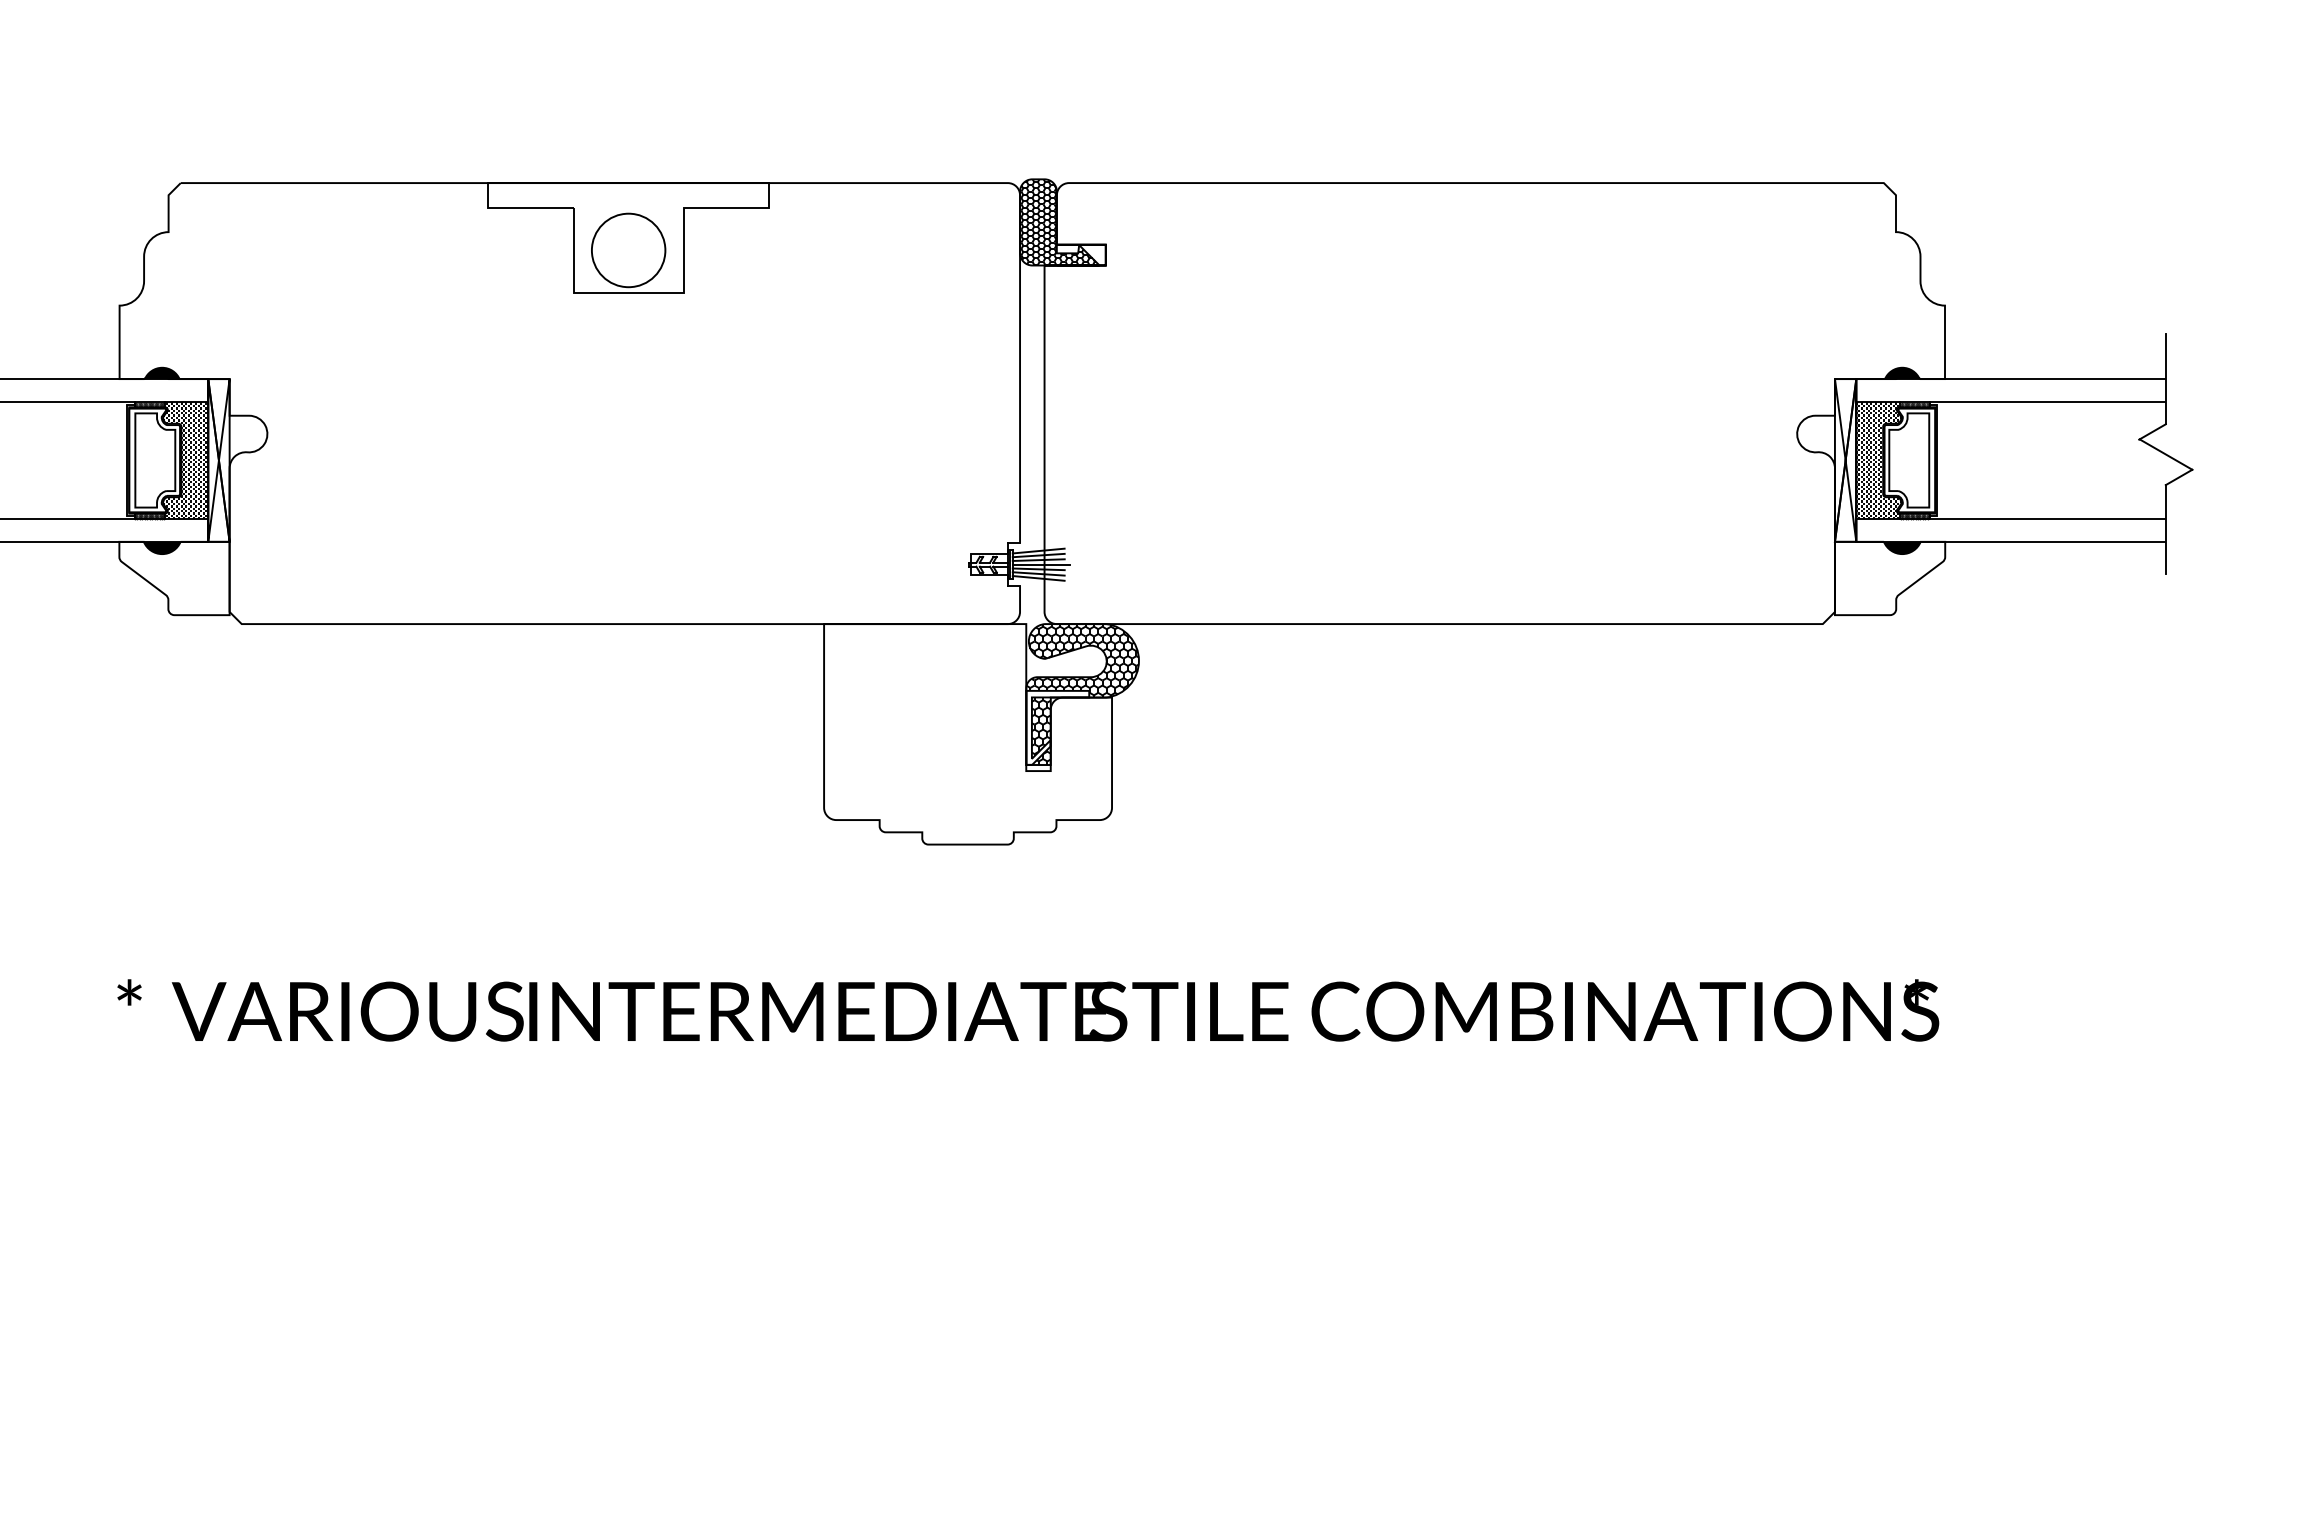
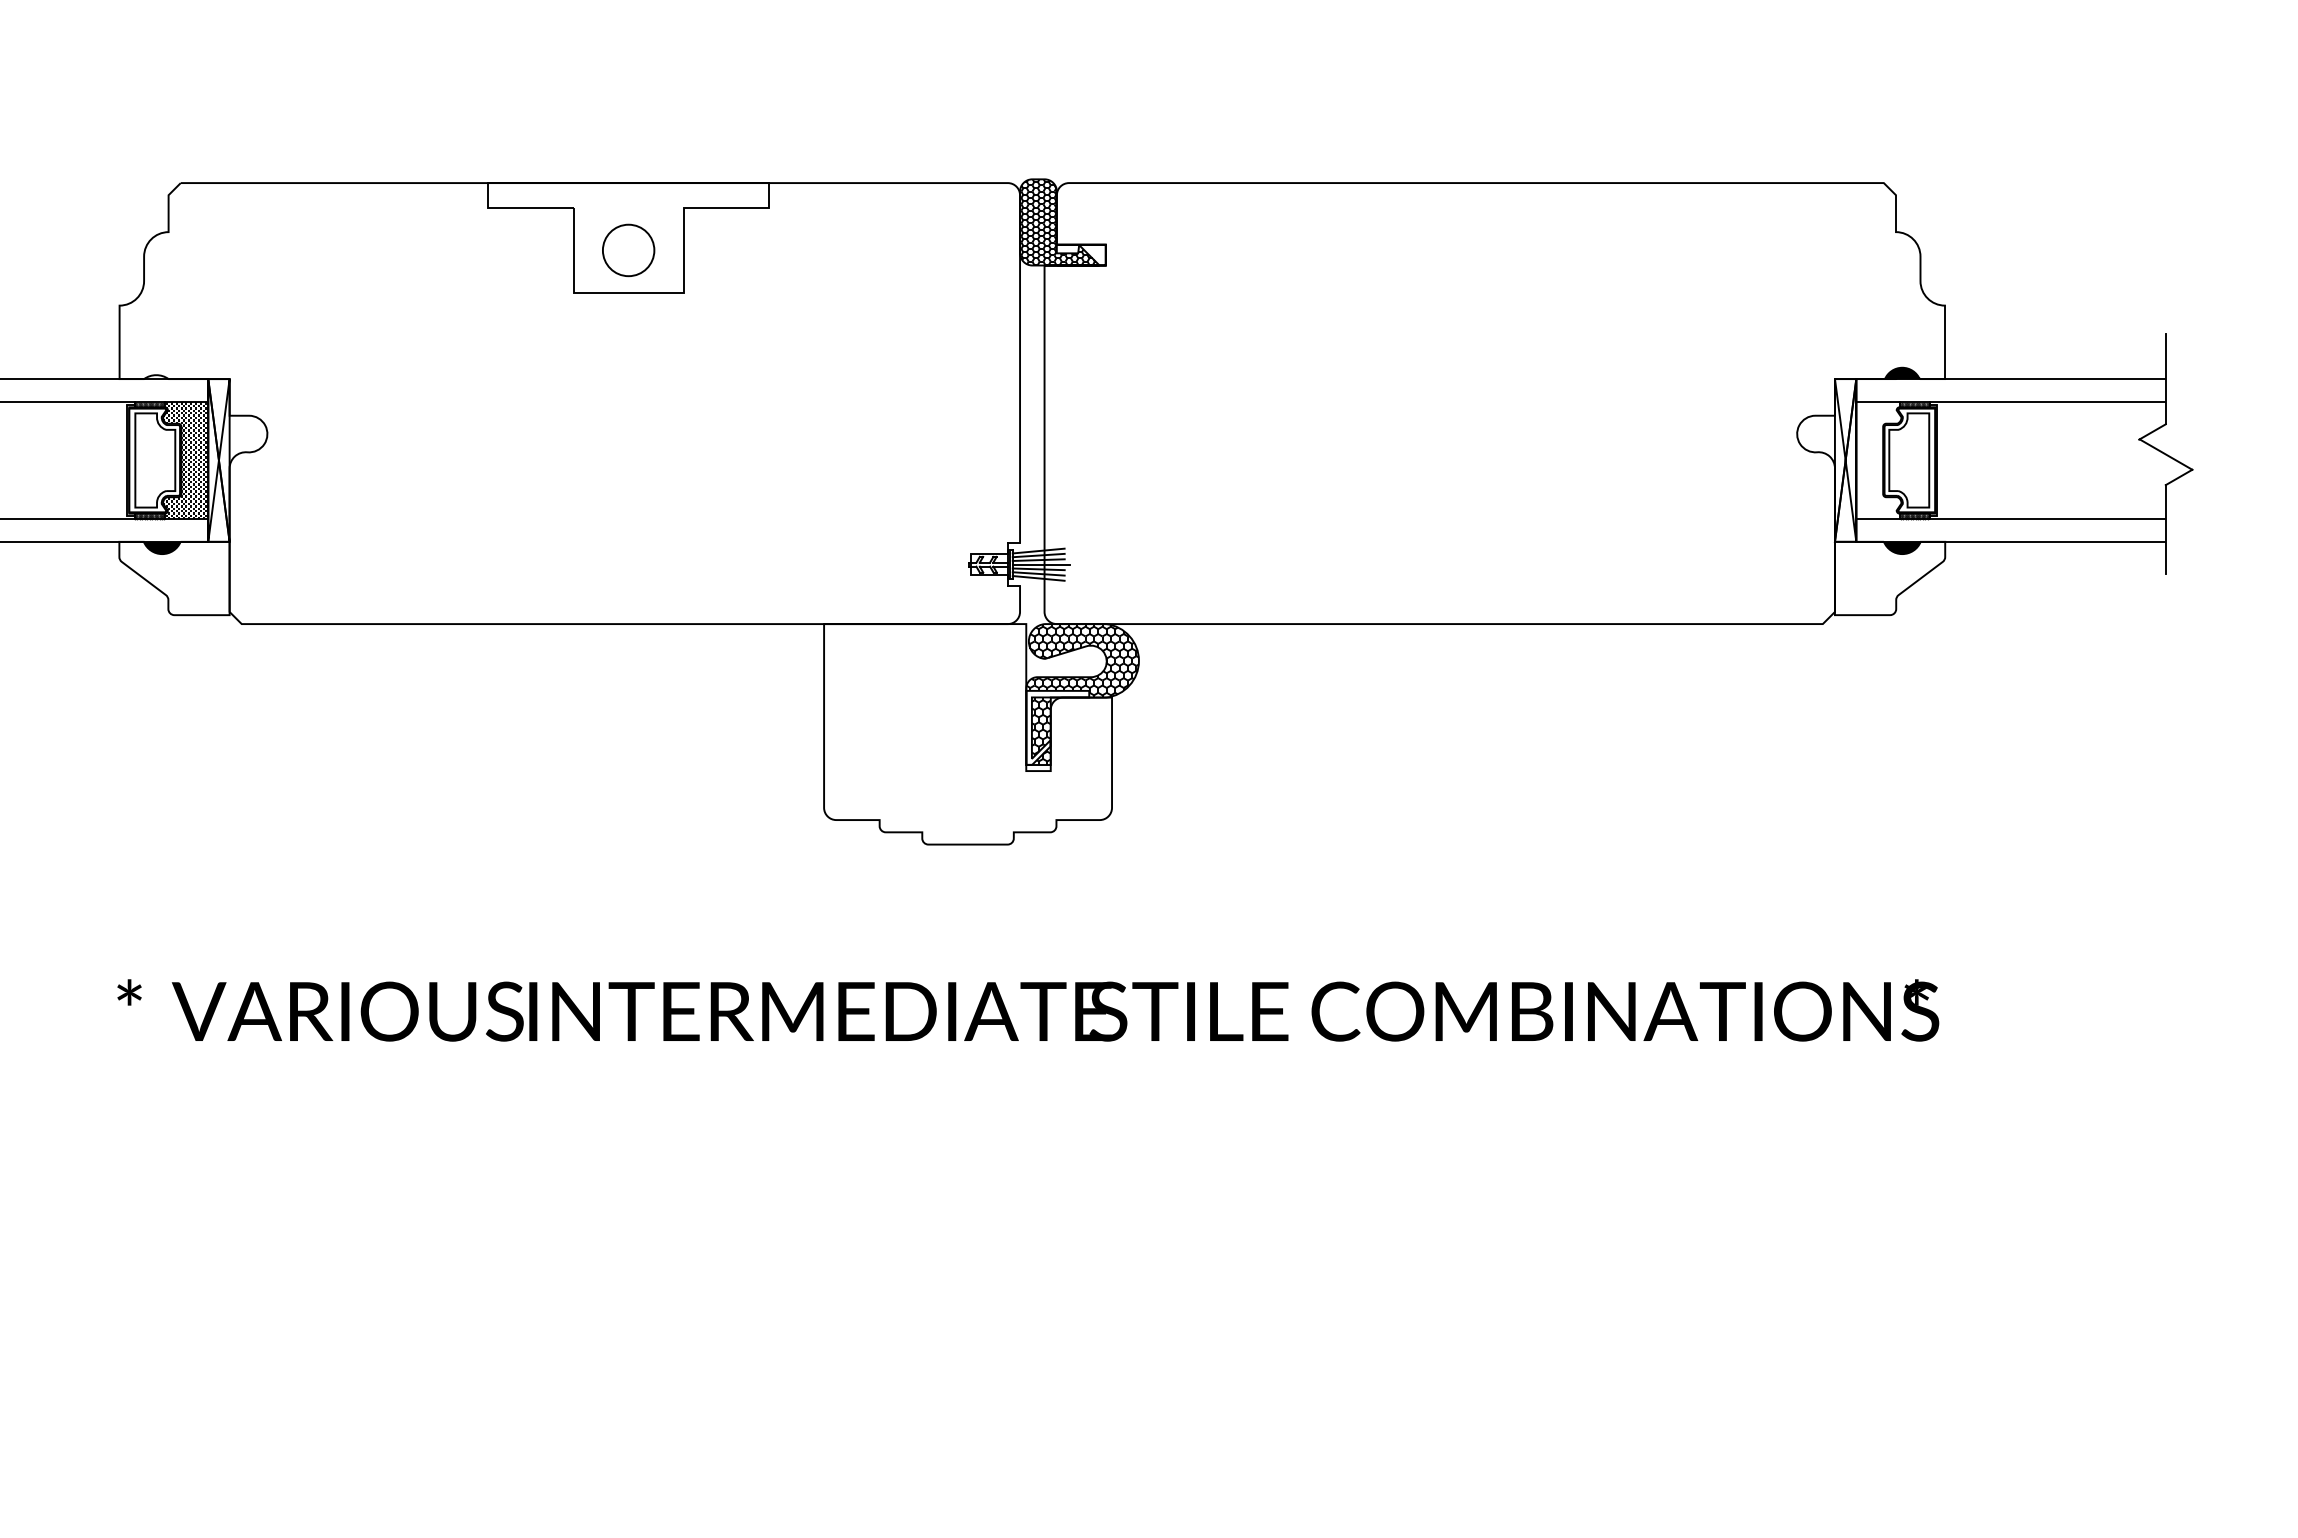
circle diameter: 74 px -> 51 px (628, 250)
fill: present -> none (161, 372)
hatch: present -> none (1878, 460)
